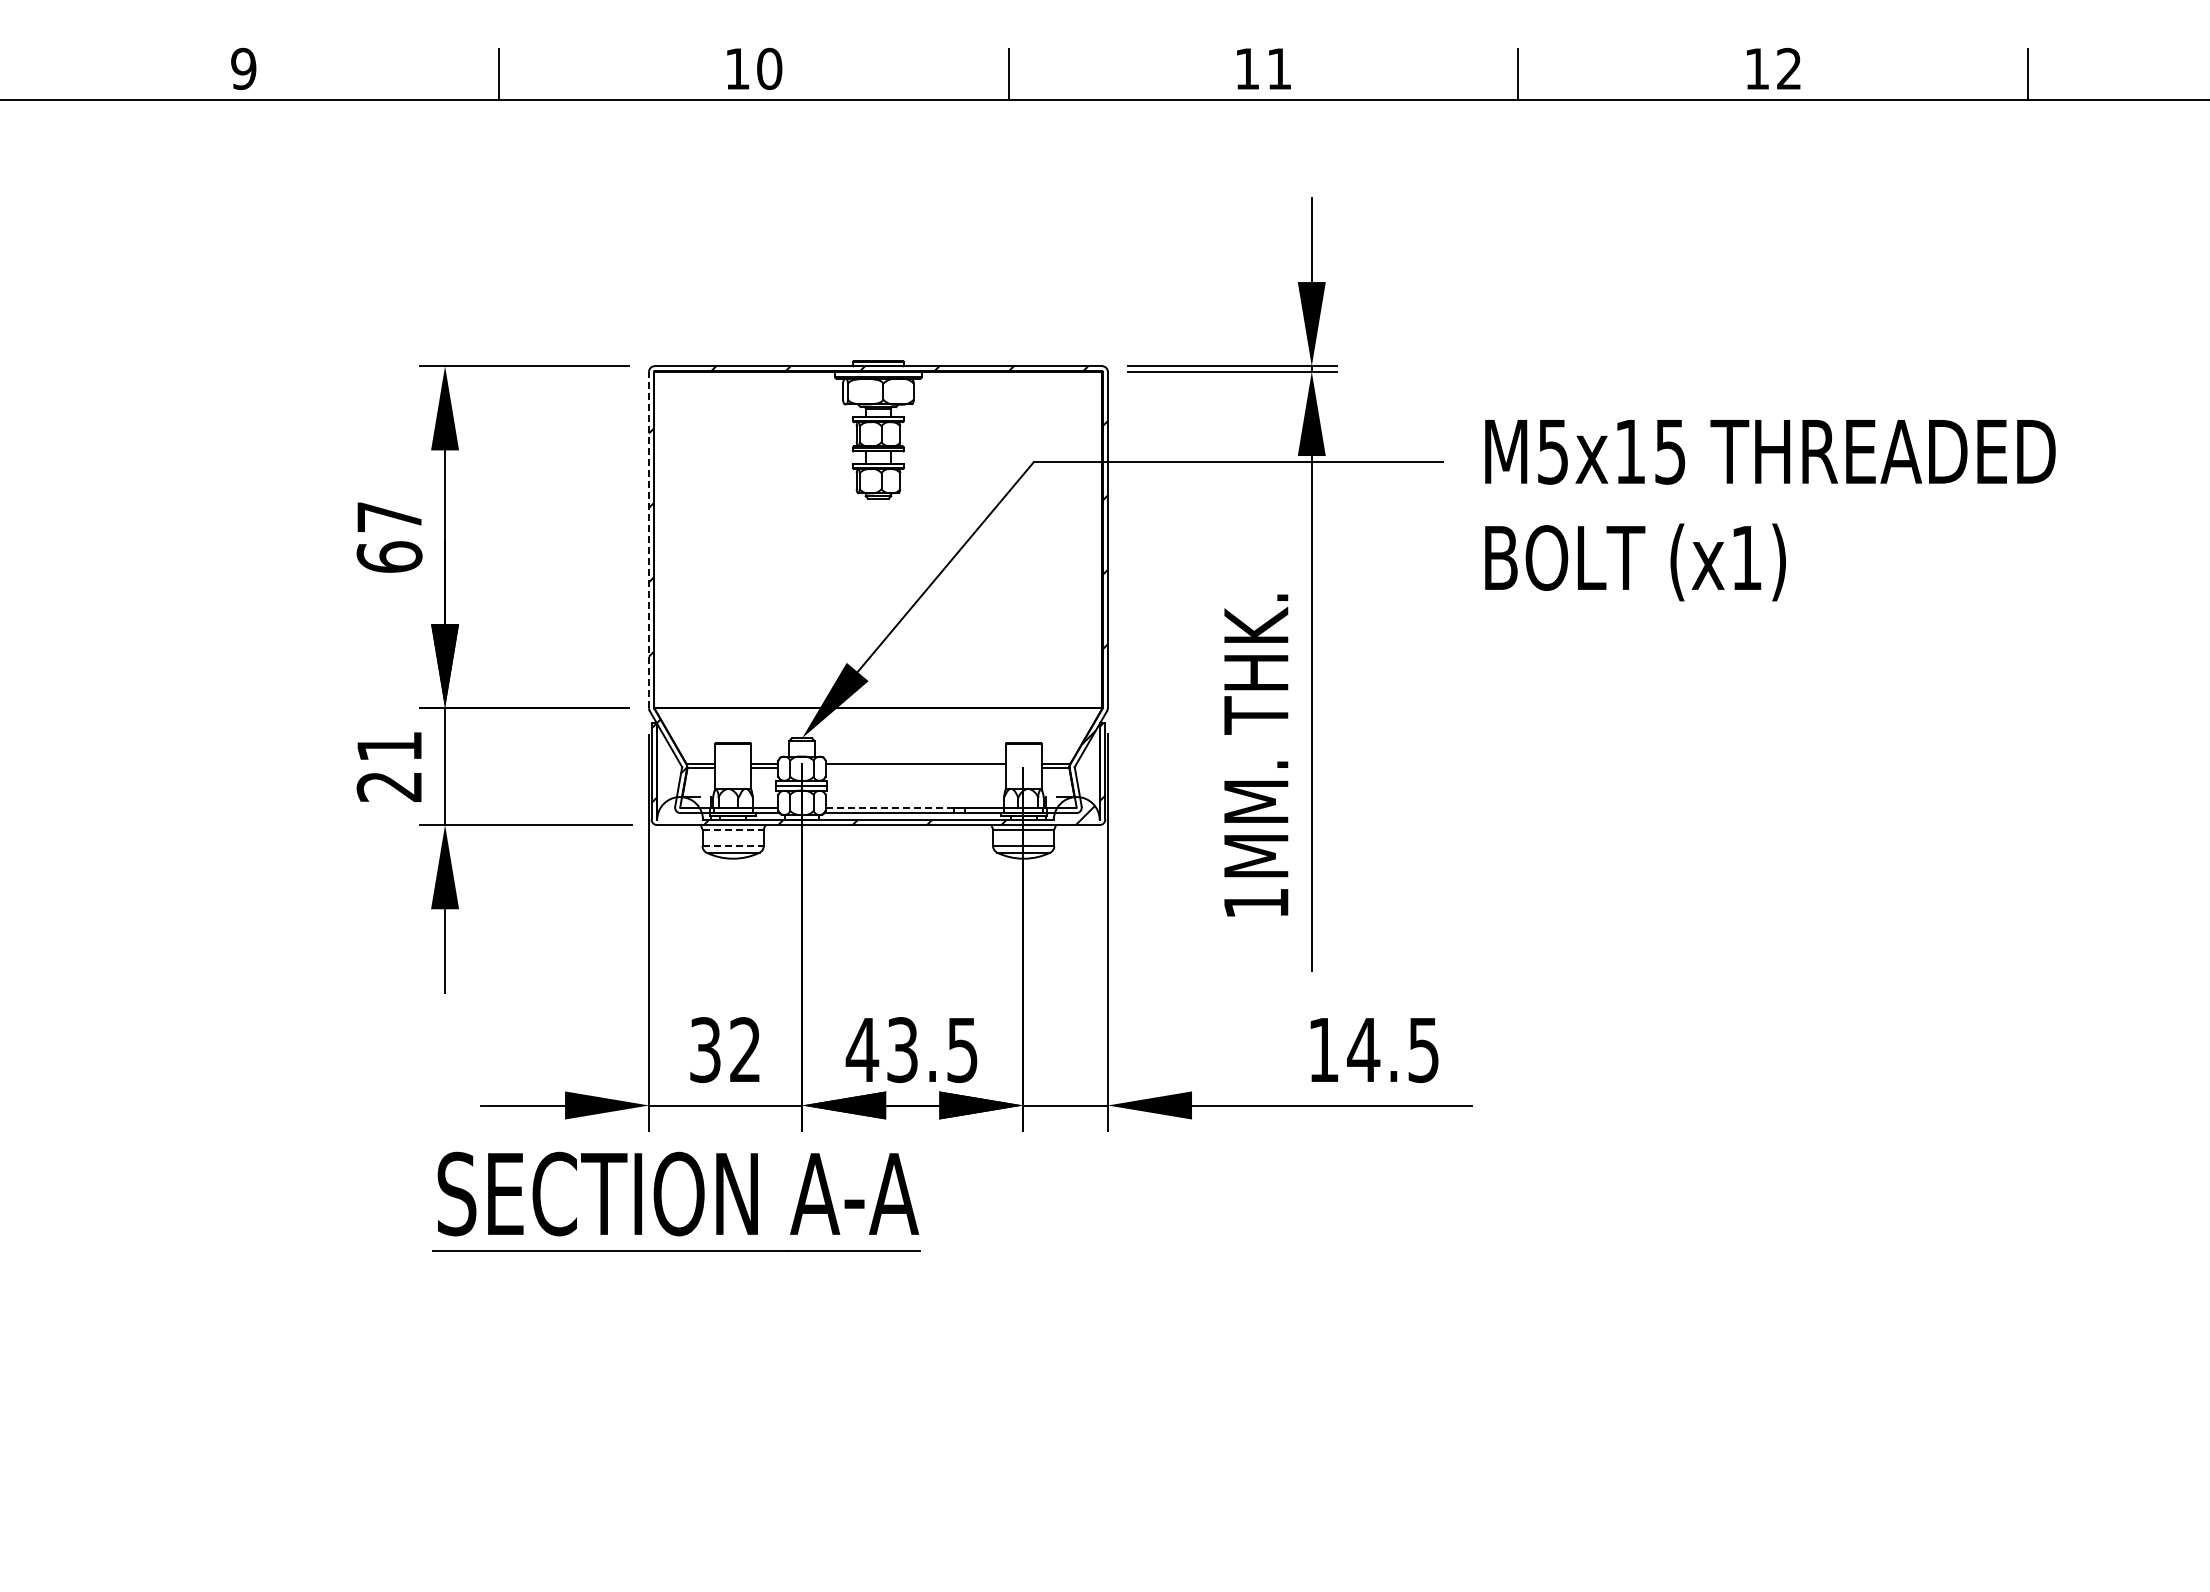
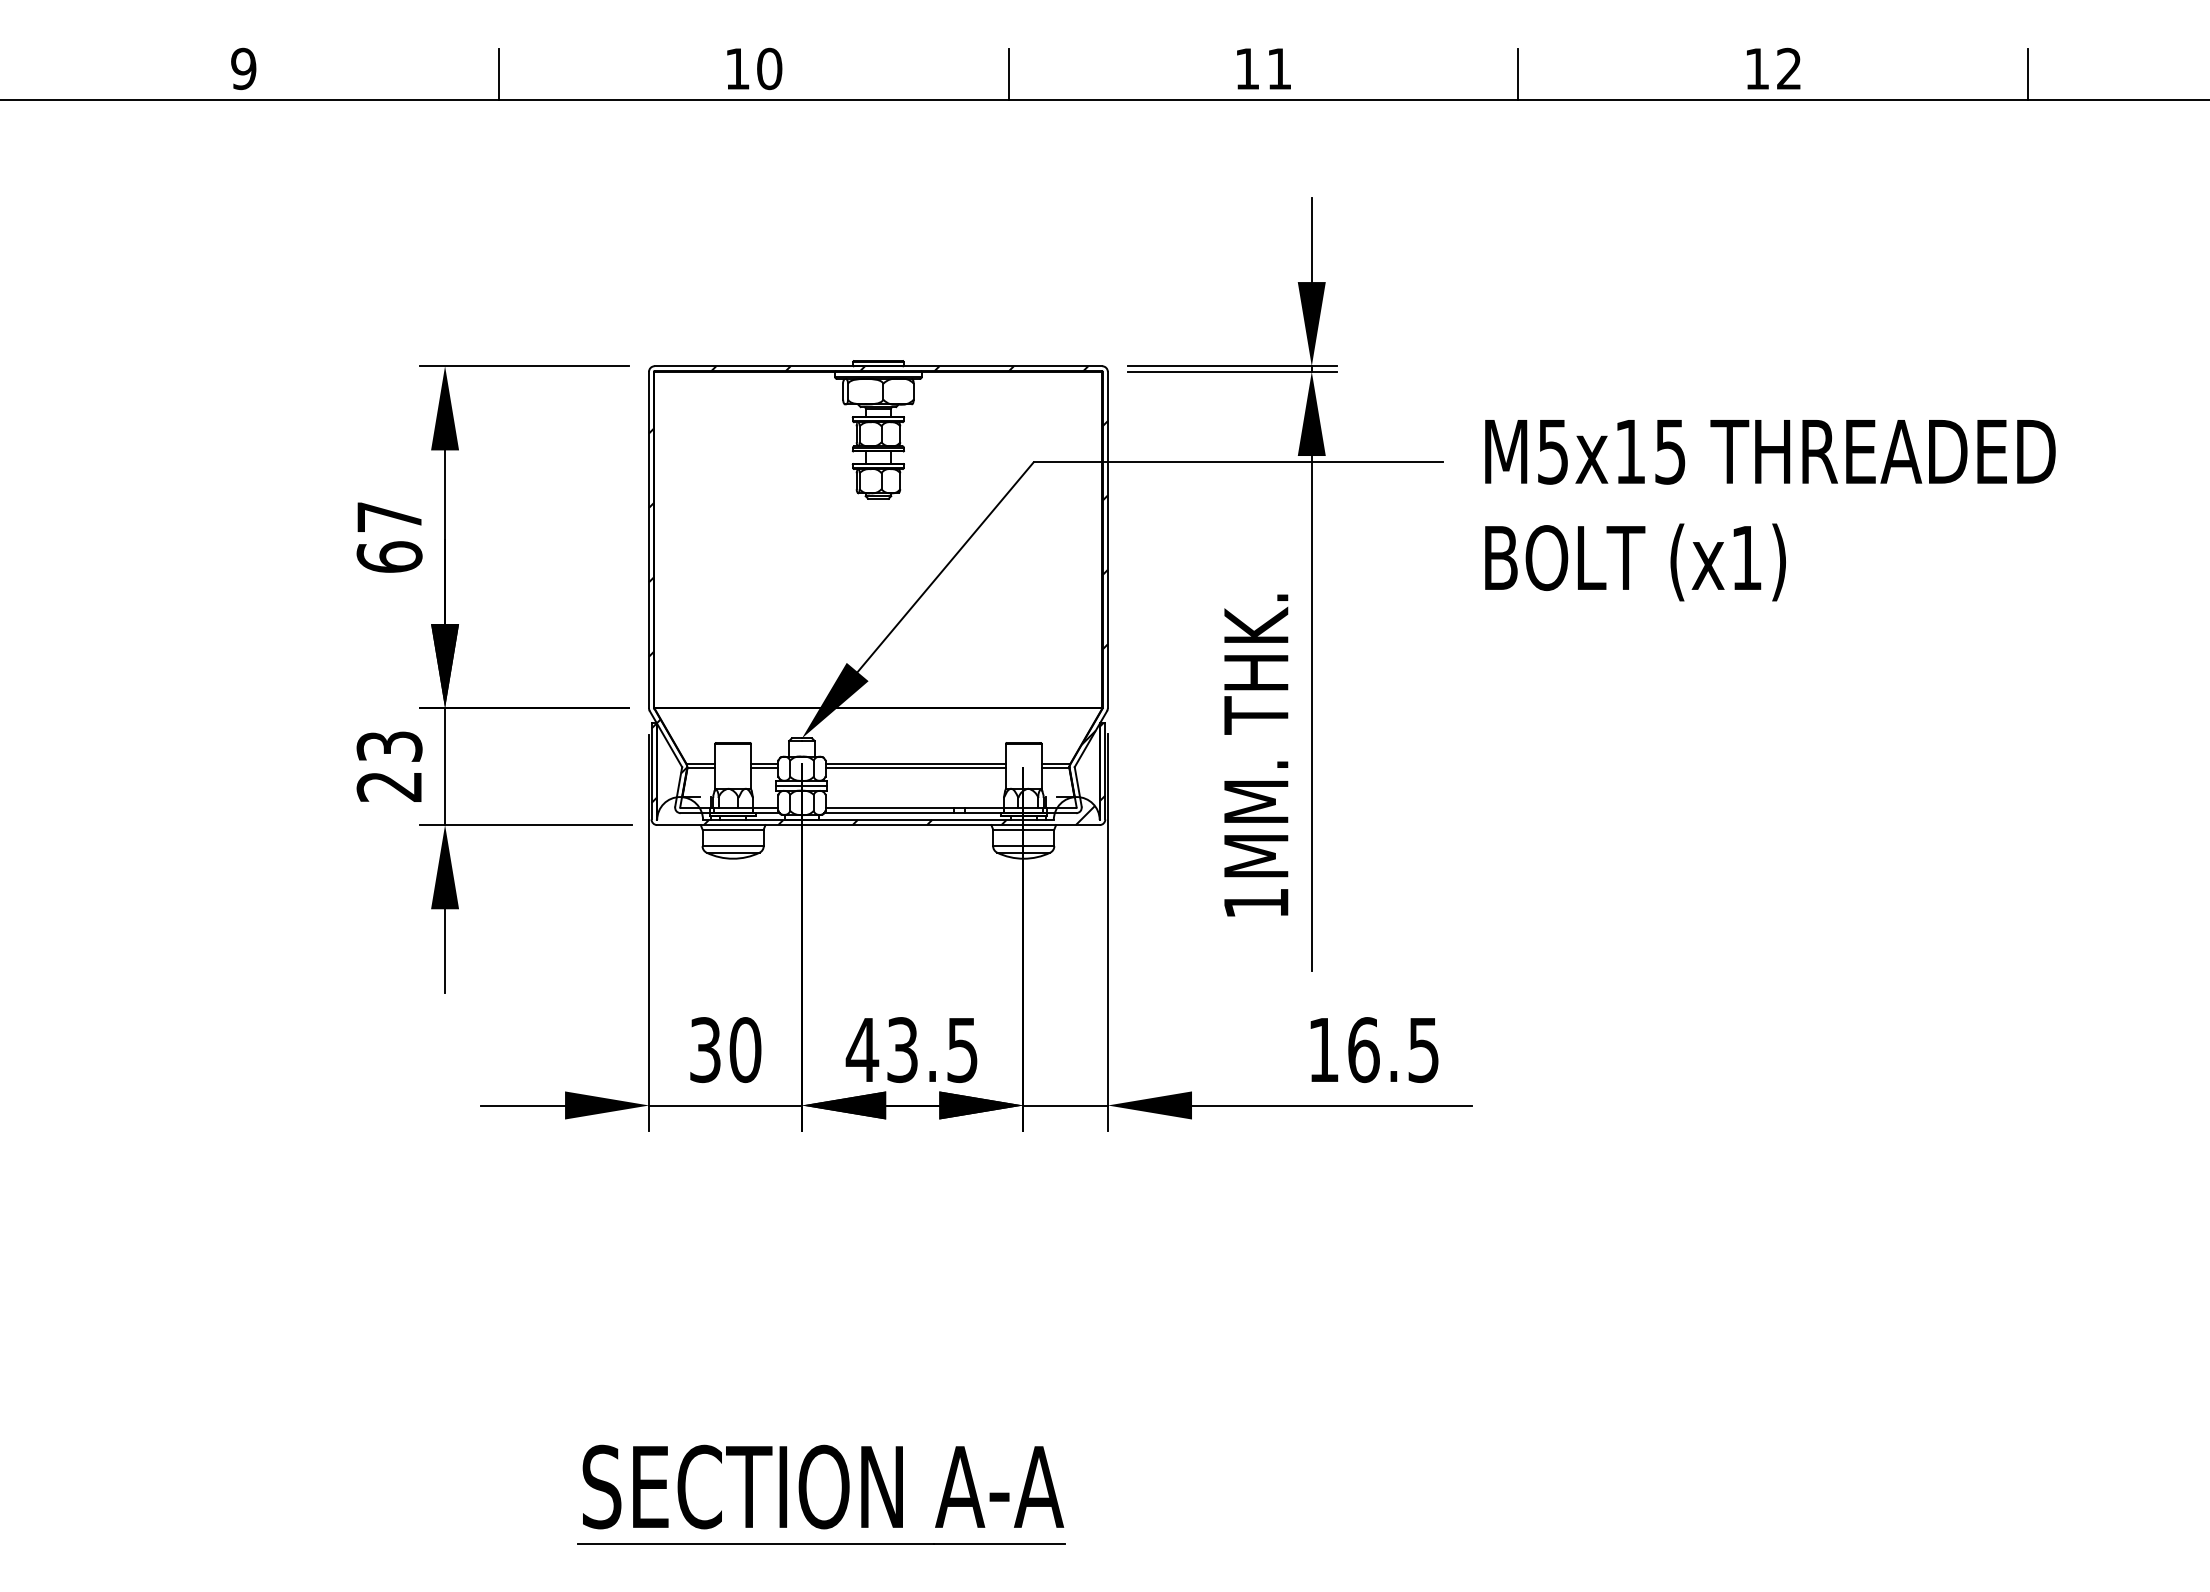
line: dashed -> solid (649, 539)
text: 21 -> 23 (389, 746)
line: none -> present (915, 768)
line: dashed -> solid (889, 808)
line: dashed -> solid (733, 830)
line: dashed -> solid (733, 846)
text: 32 -> 30 (745, 1050)
text: 14.5 -> 16.5 (1363, 1050)
part position: (676, 1201) -> (821, 1494) (821, 1494)
